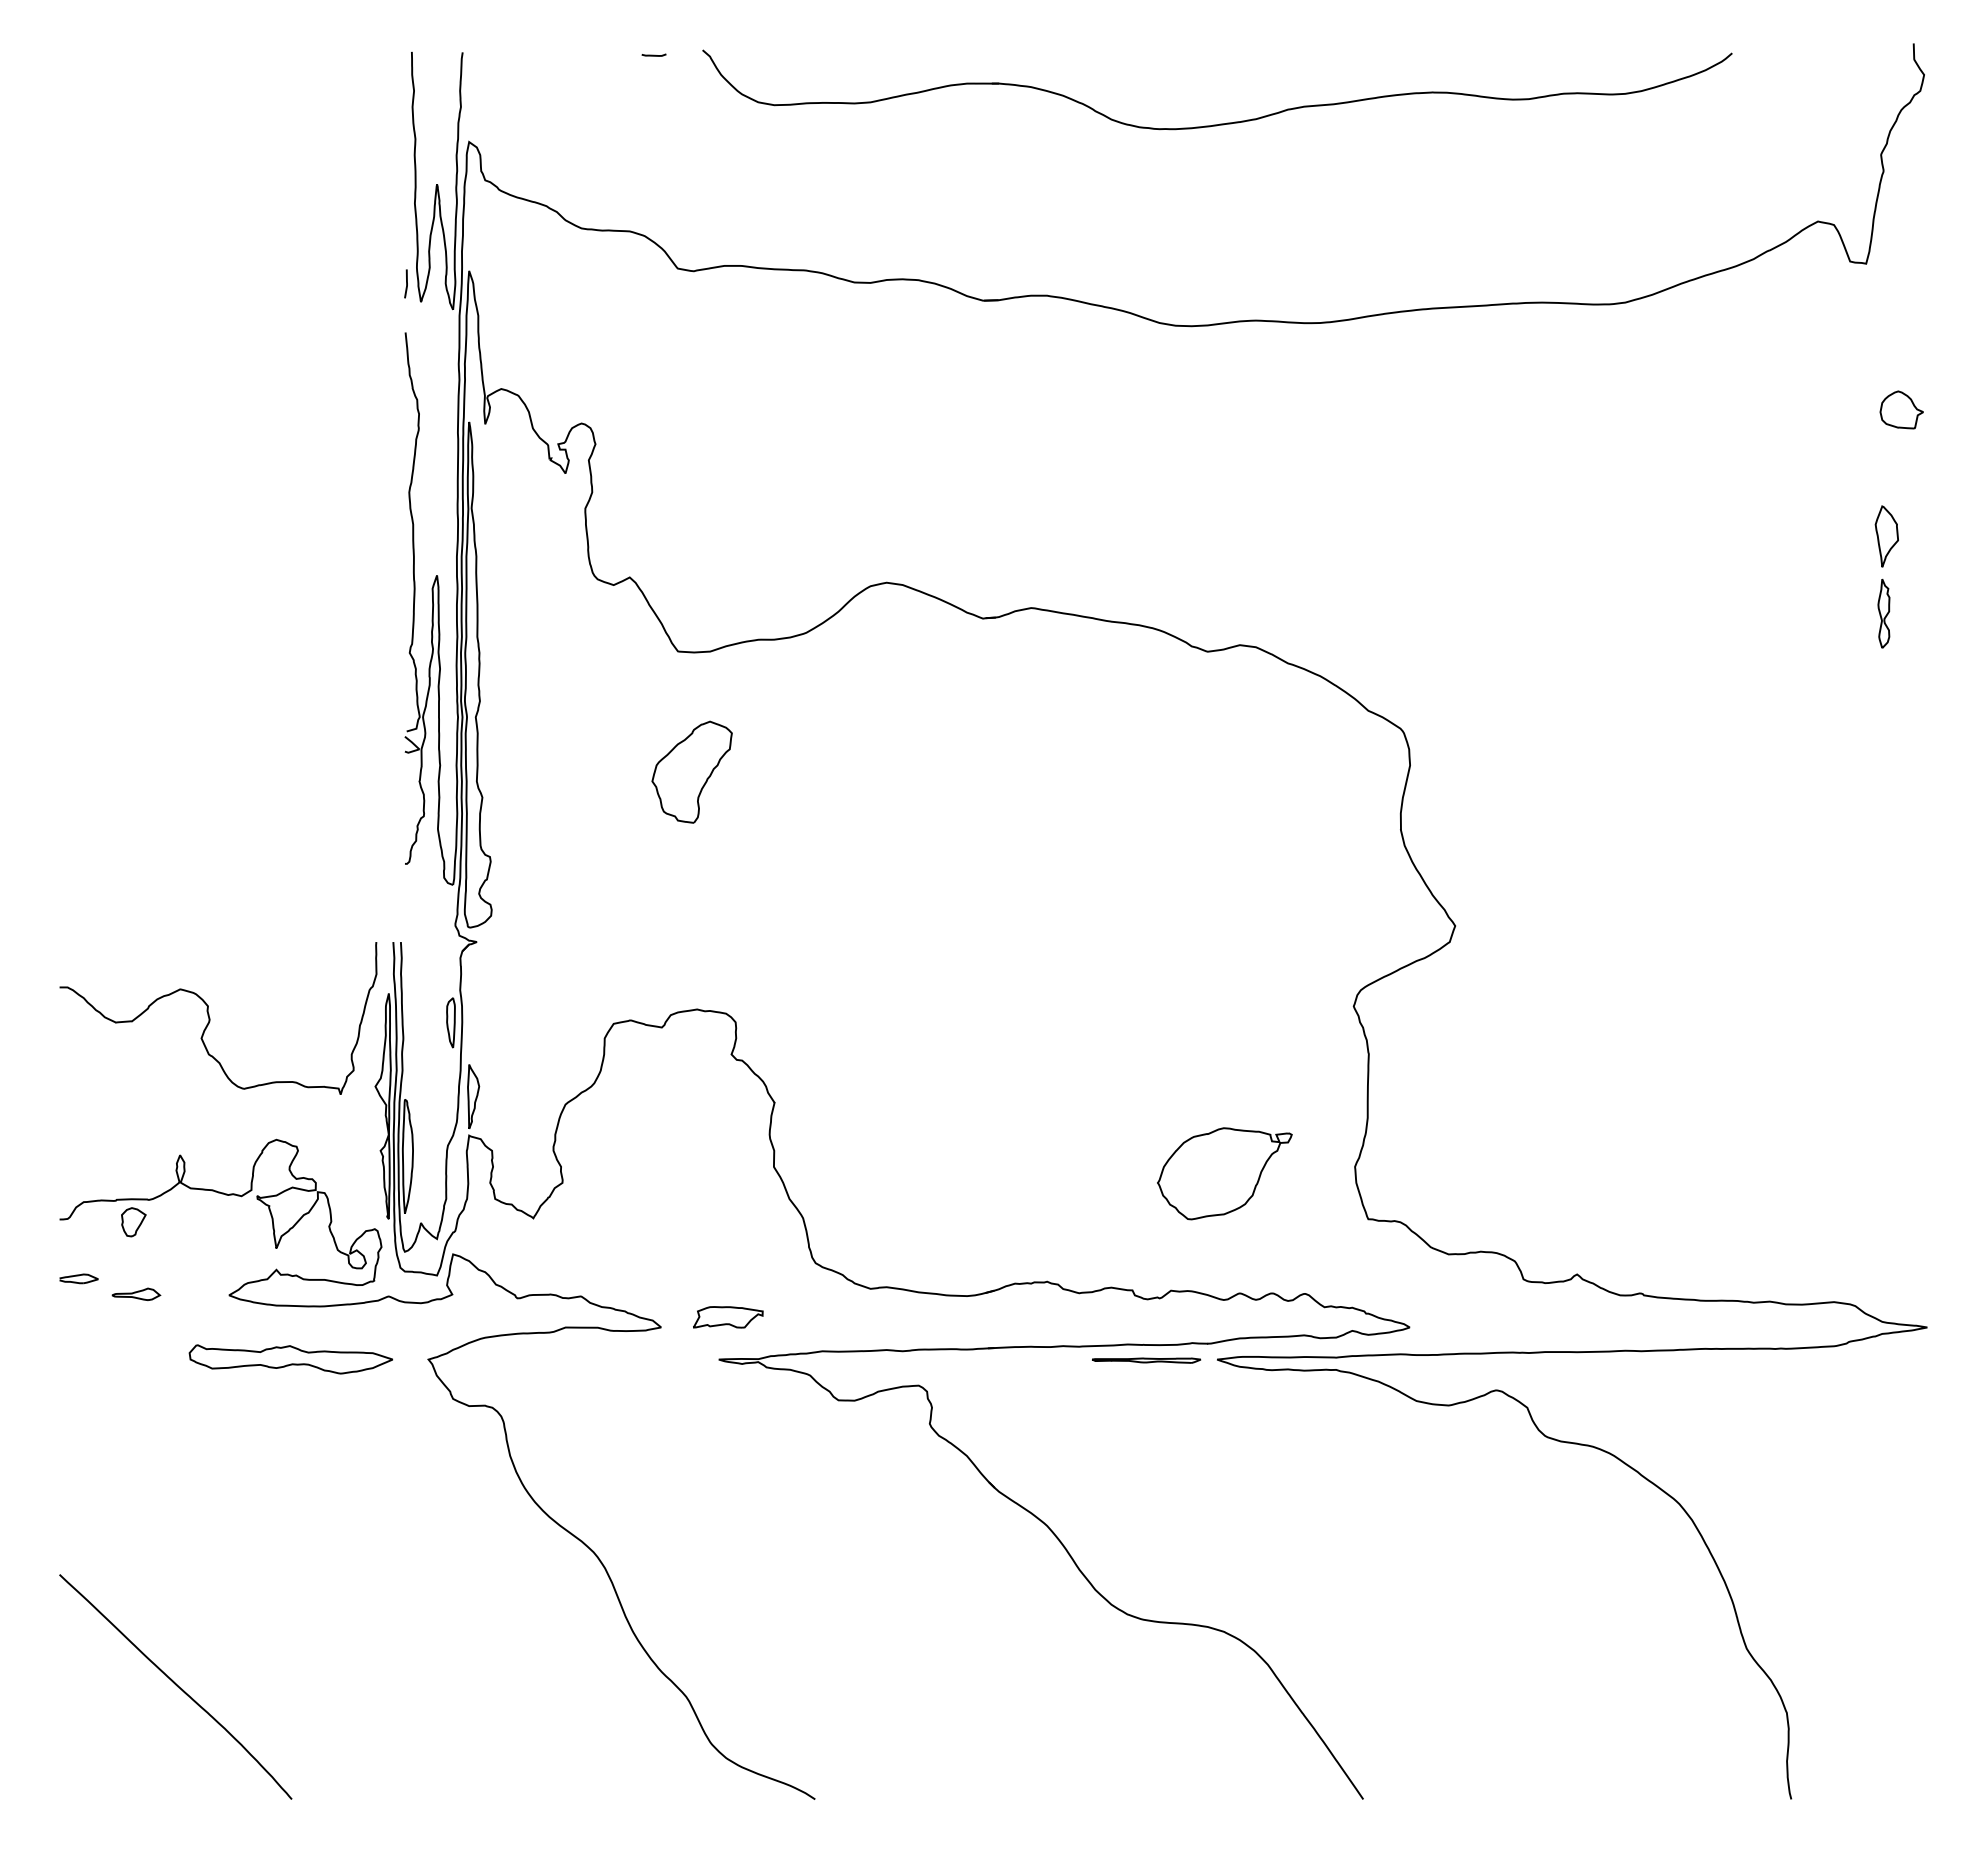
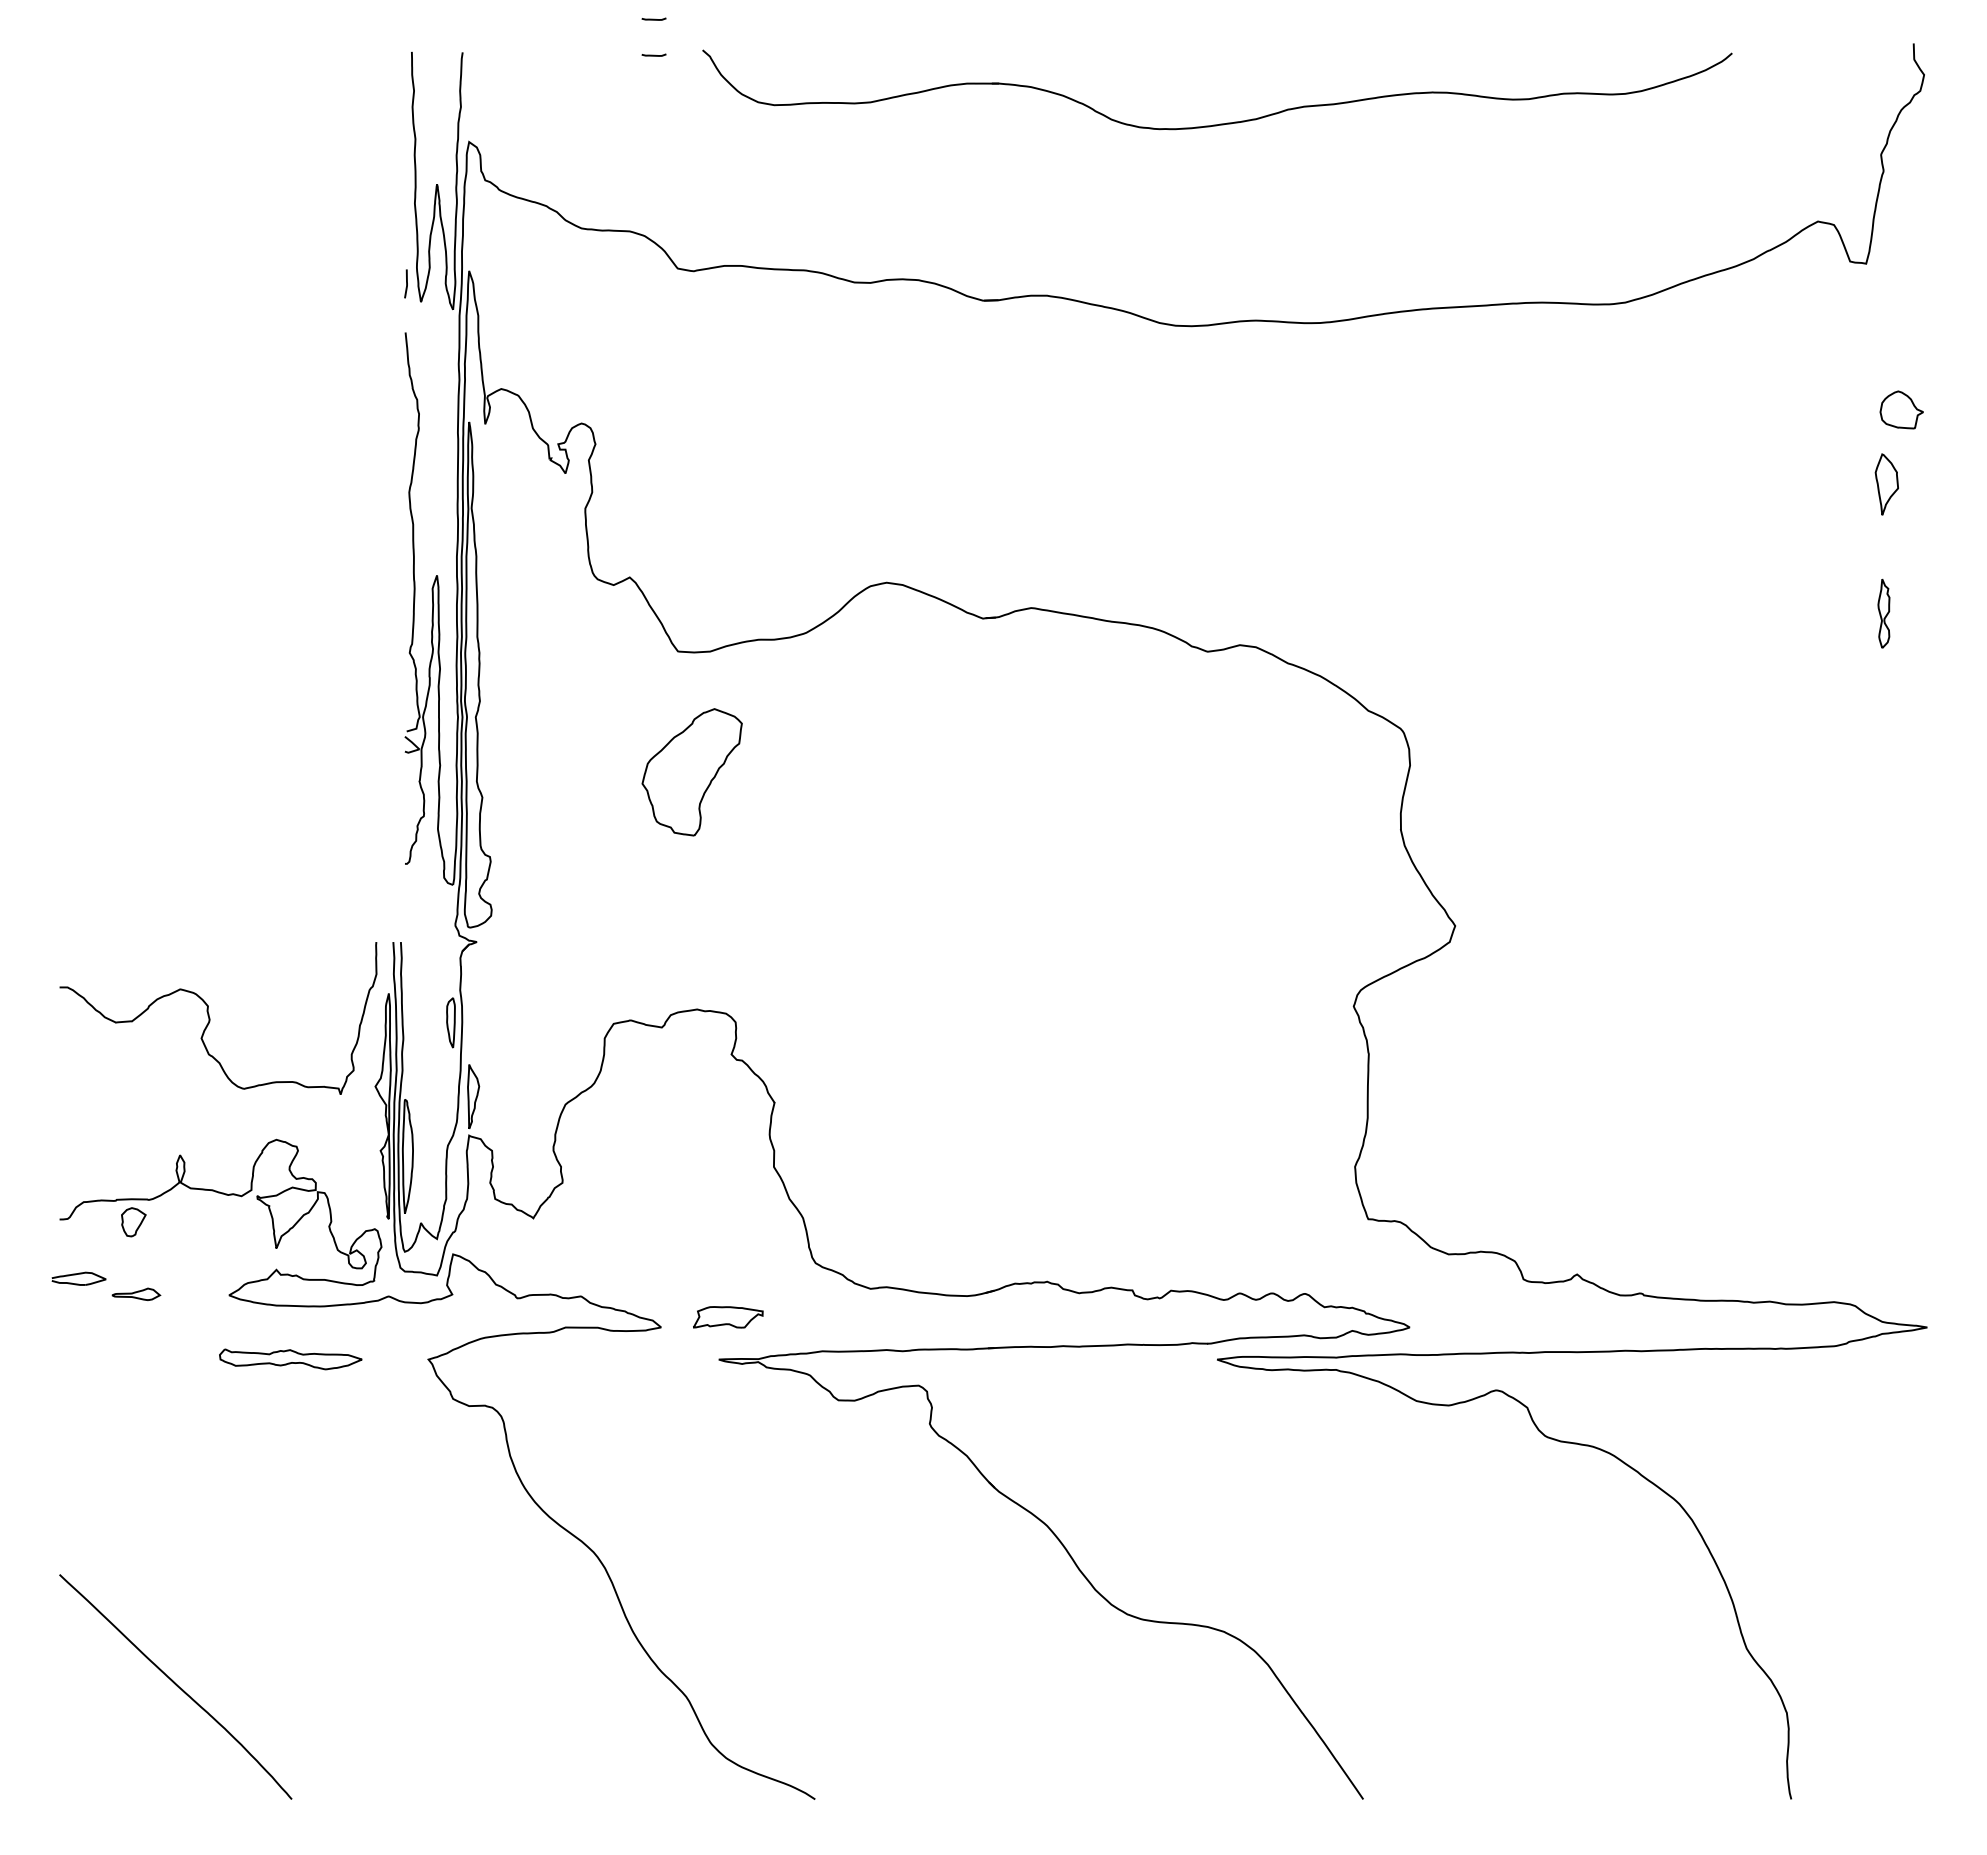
line: none -> present (653, 18)
part position: (1886, 536) -> (1886, 484) (1886, 484)
part size: 82x104 px -> 102x129 px (691, 772)
part: present -> none (1224, 1173)
part size: 40x12 px -> 56x15 px (78, 1278)
part size: 205x31 px -> 144x23 px (290, 1359)
part: present -> none (1146, 1360)
